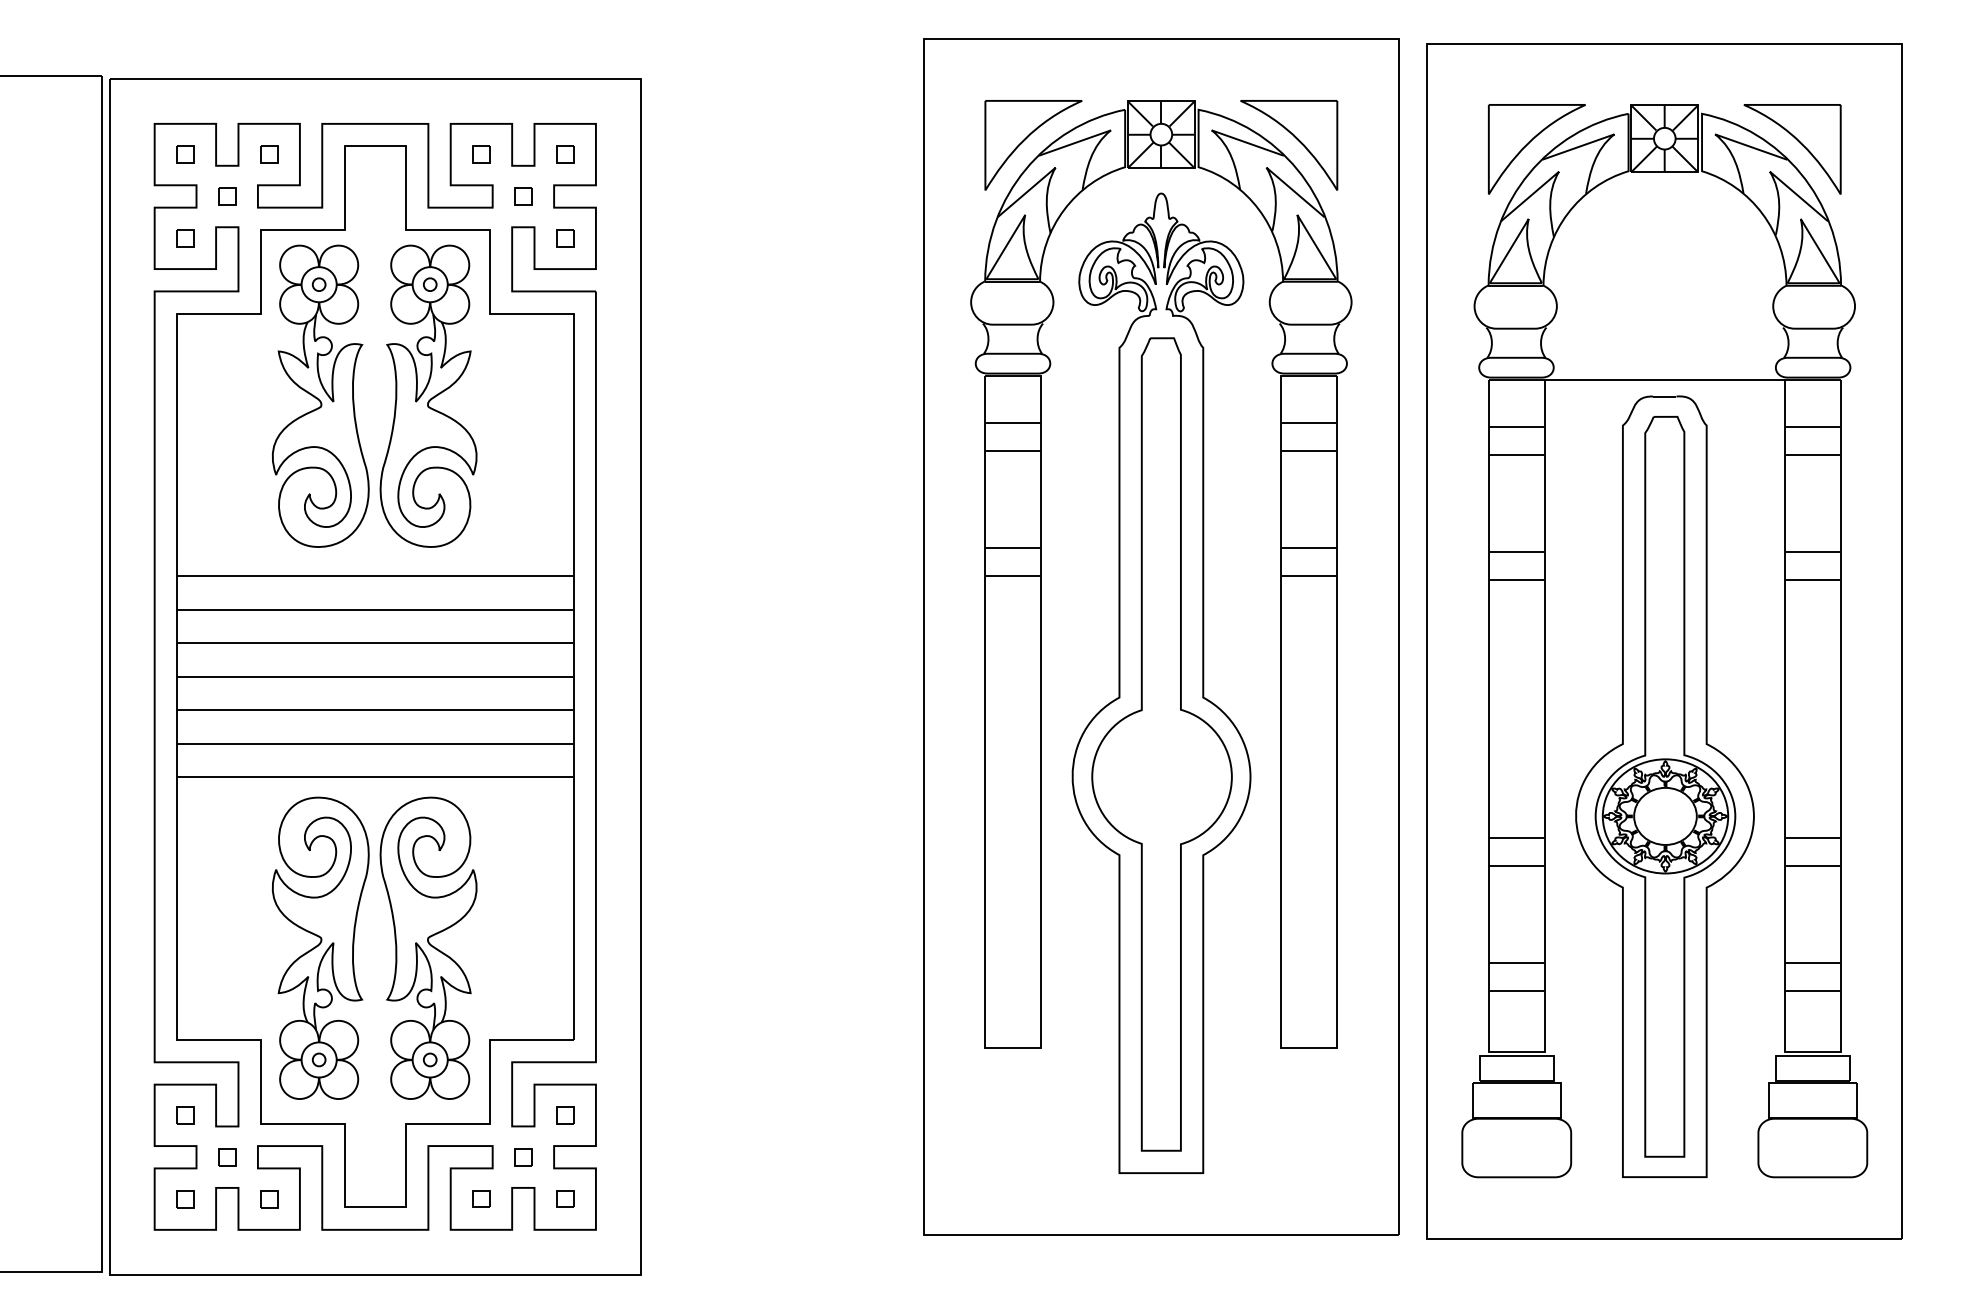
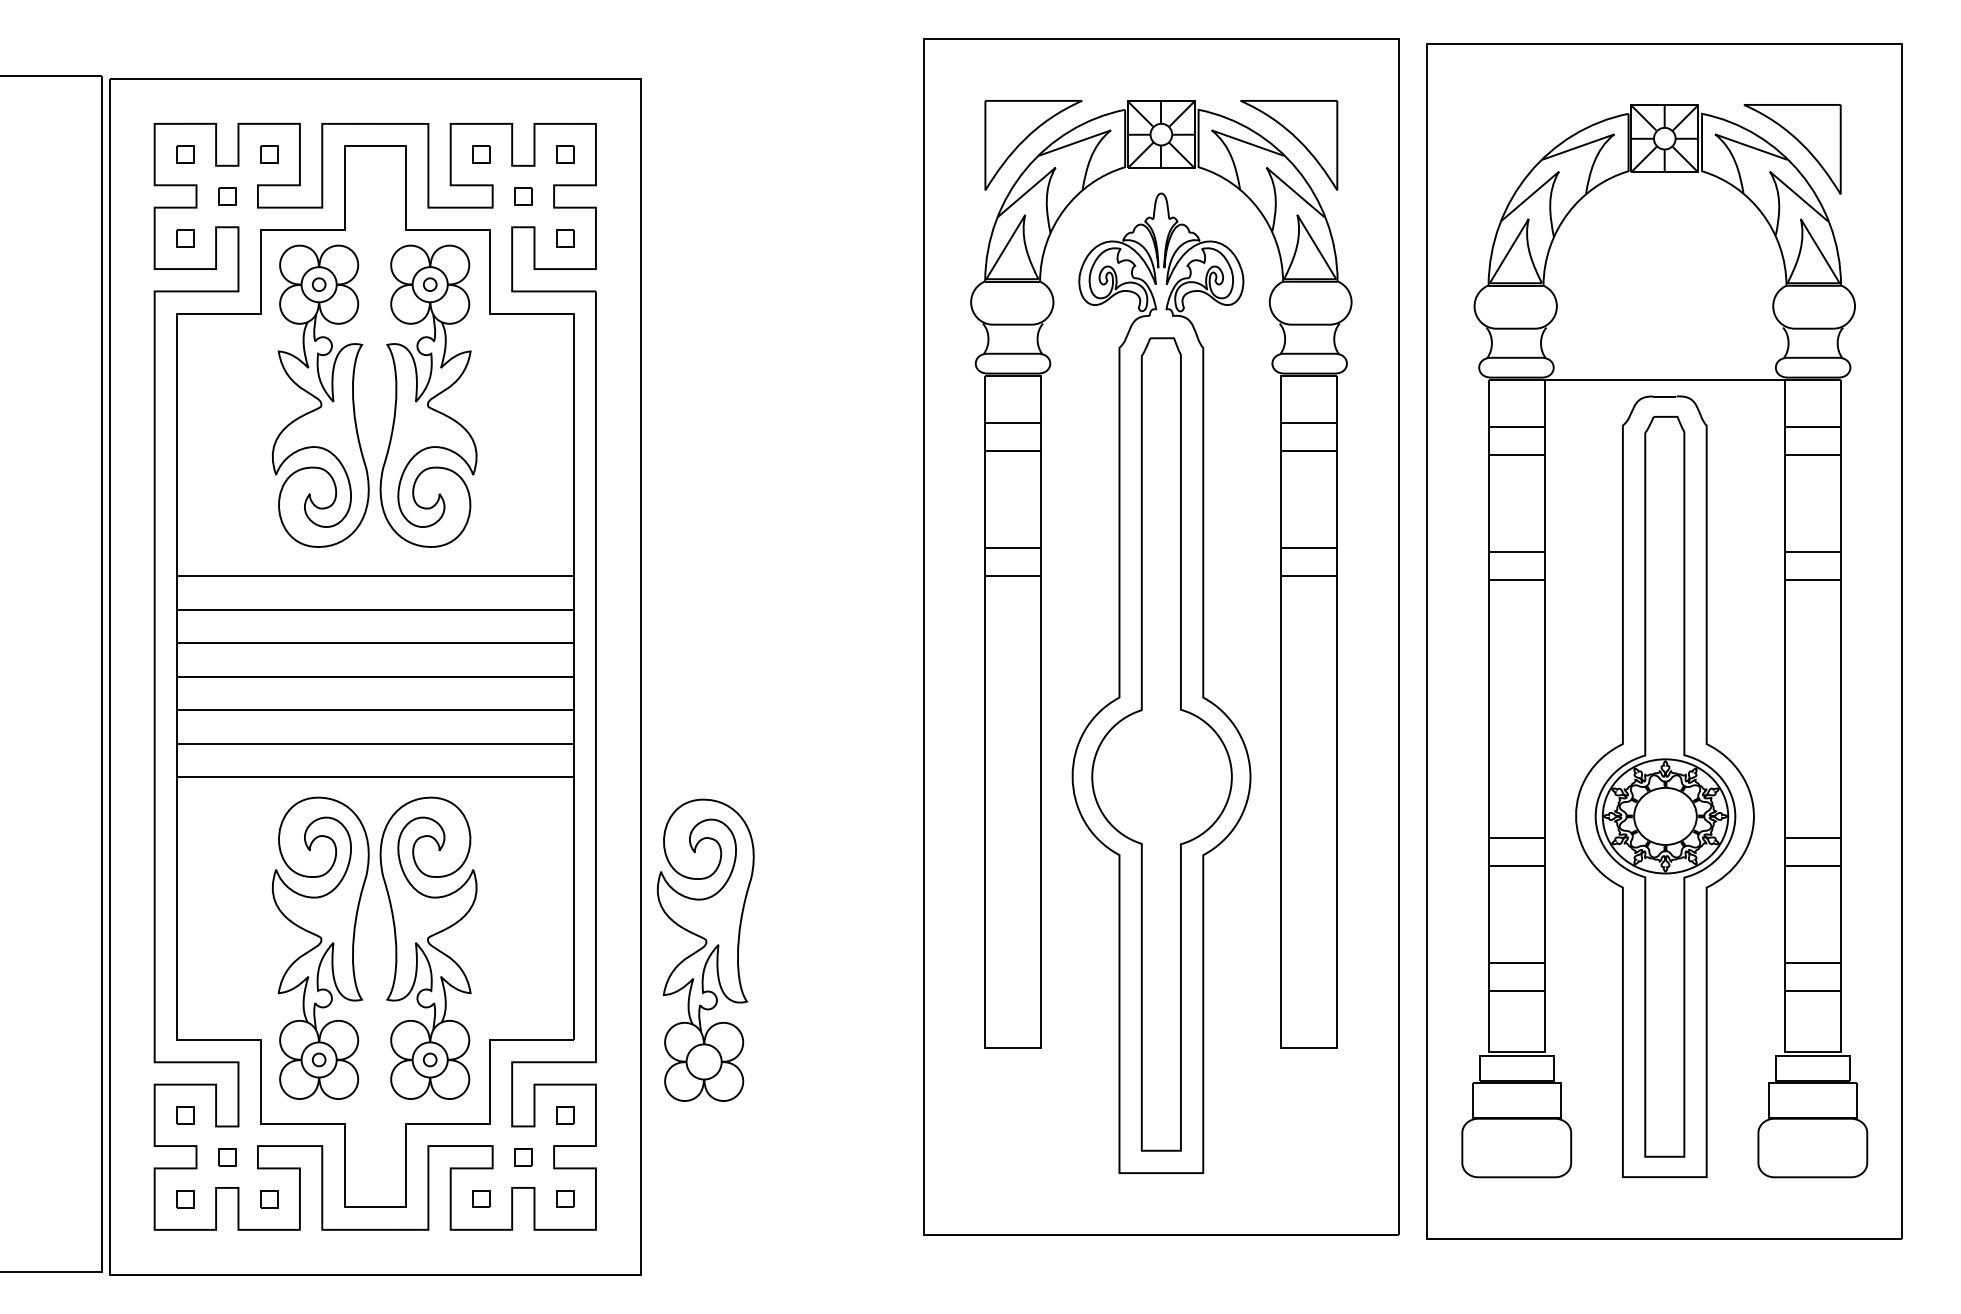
part: present -> none (1530, 142)
part: none -> present (705, 949)
